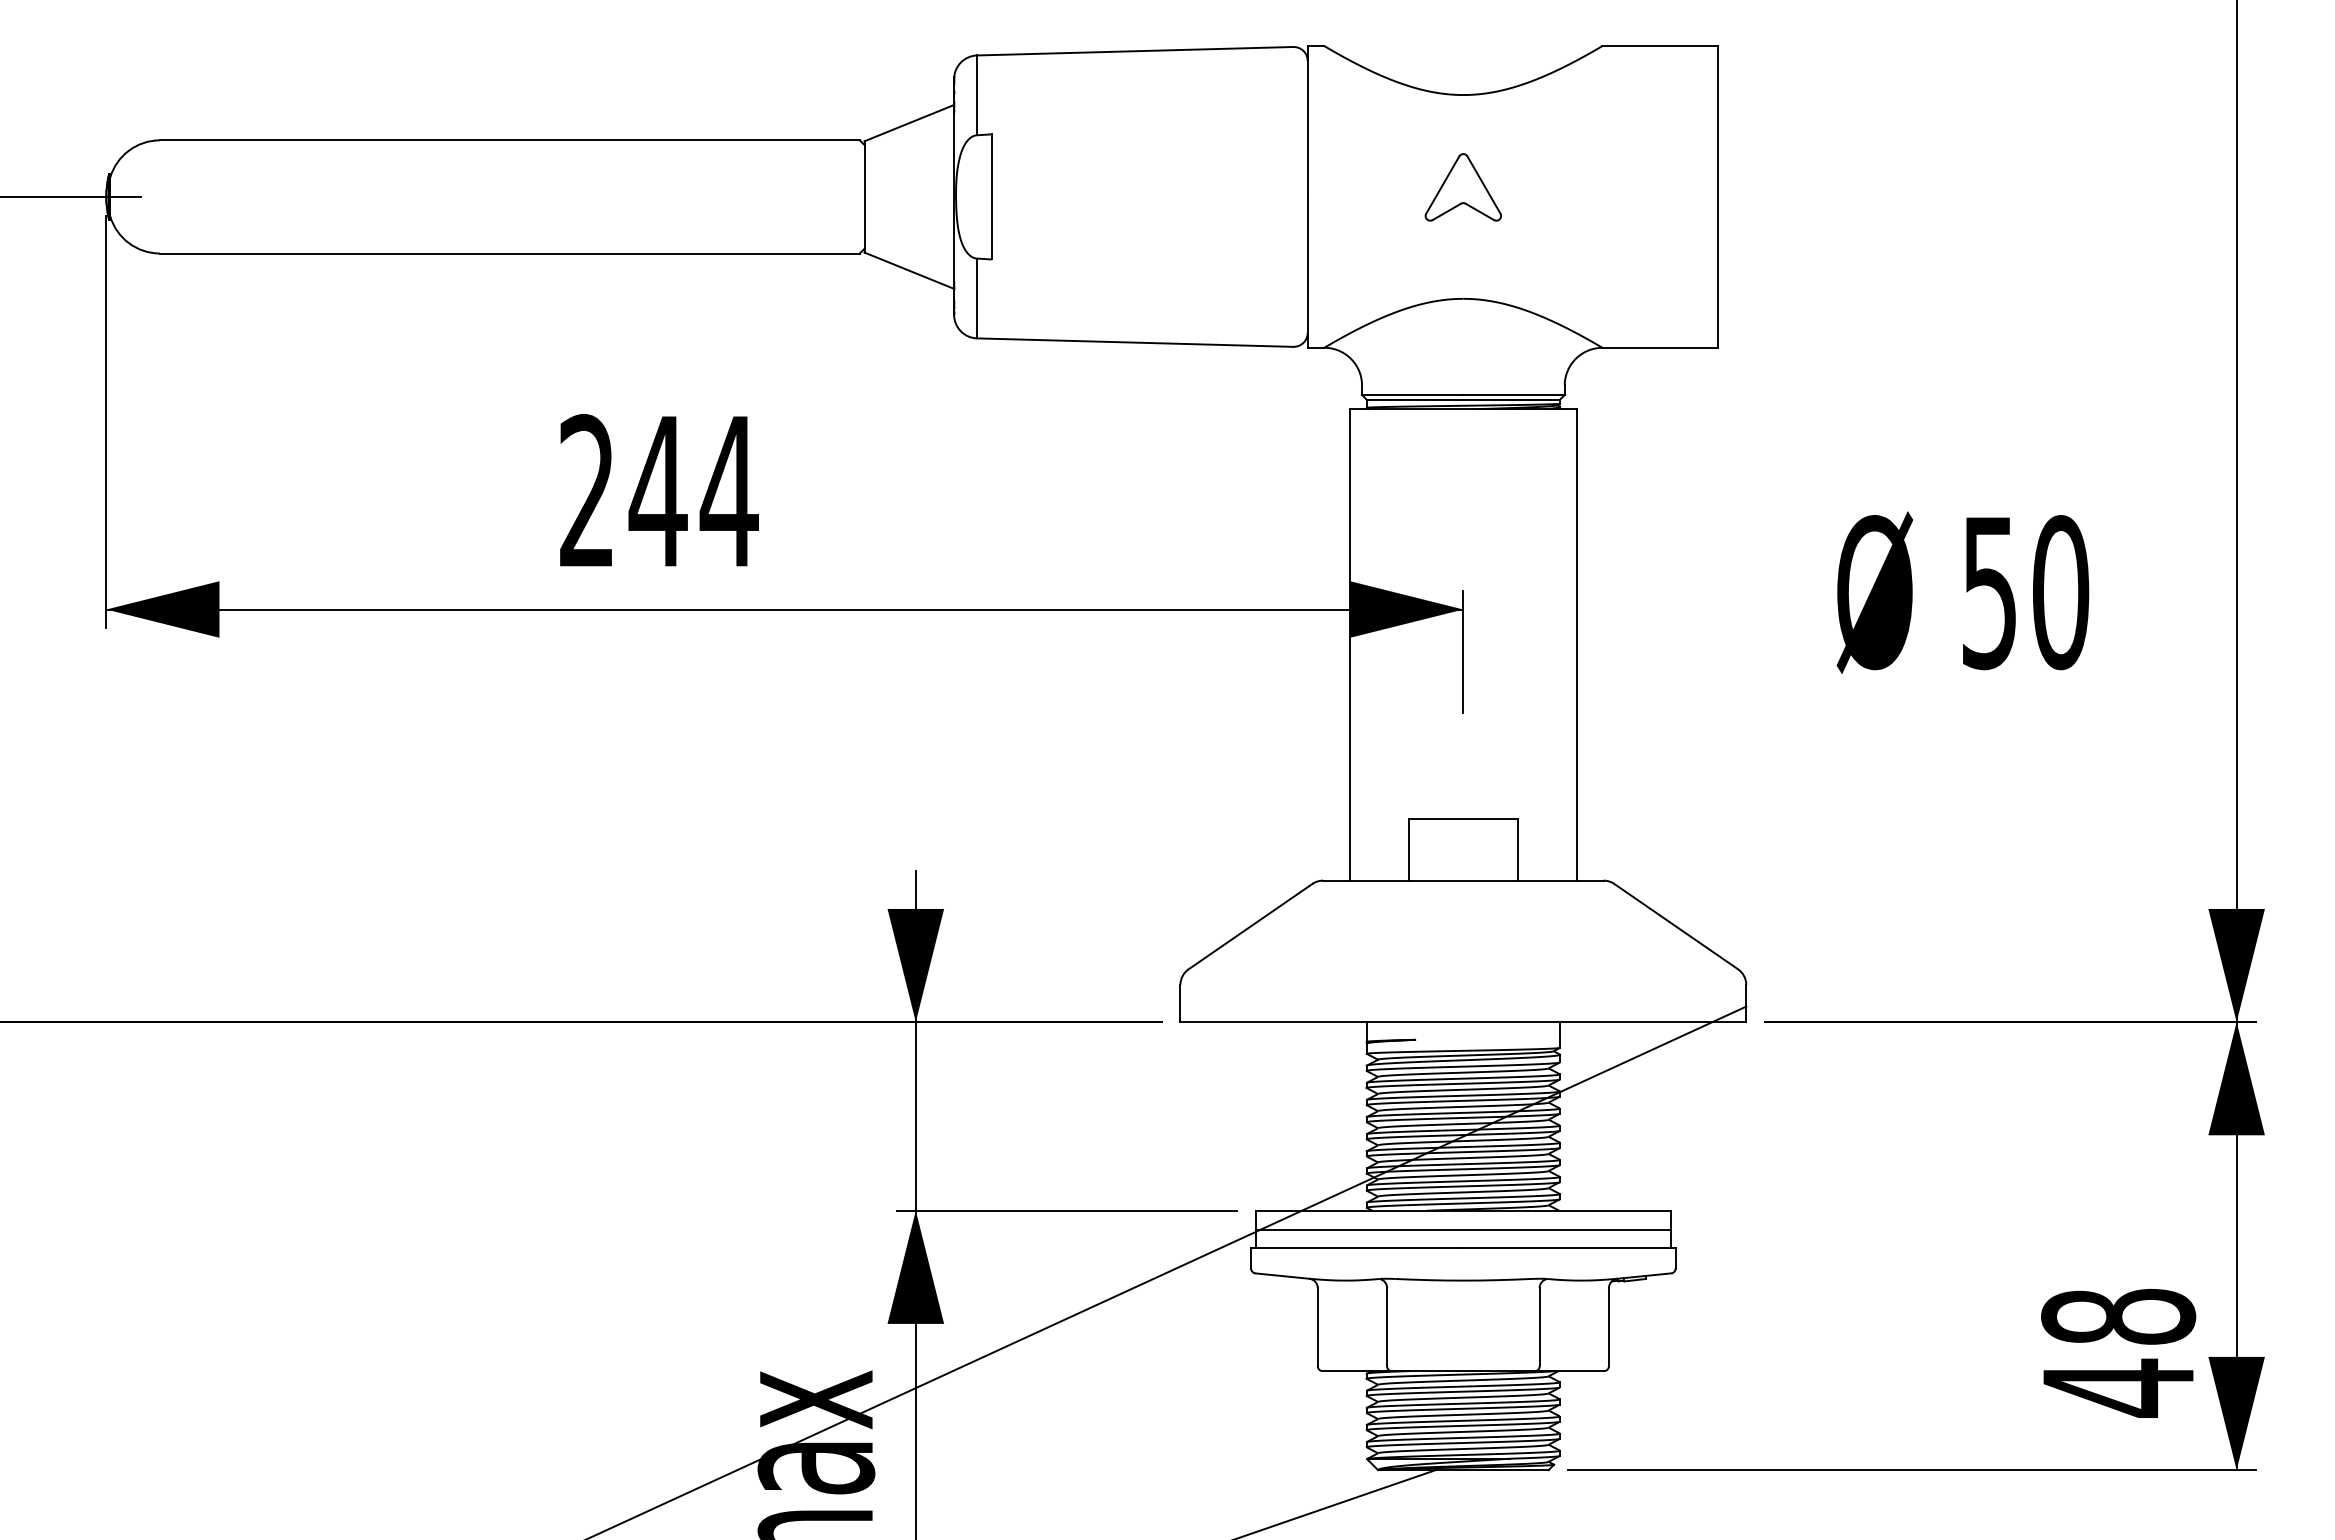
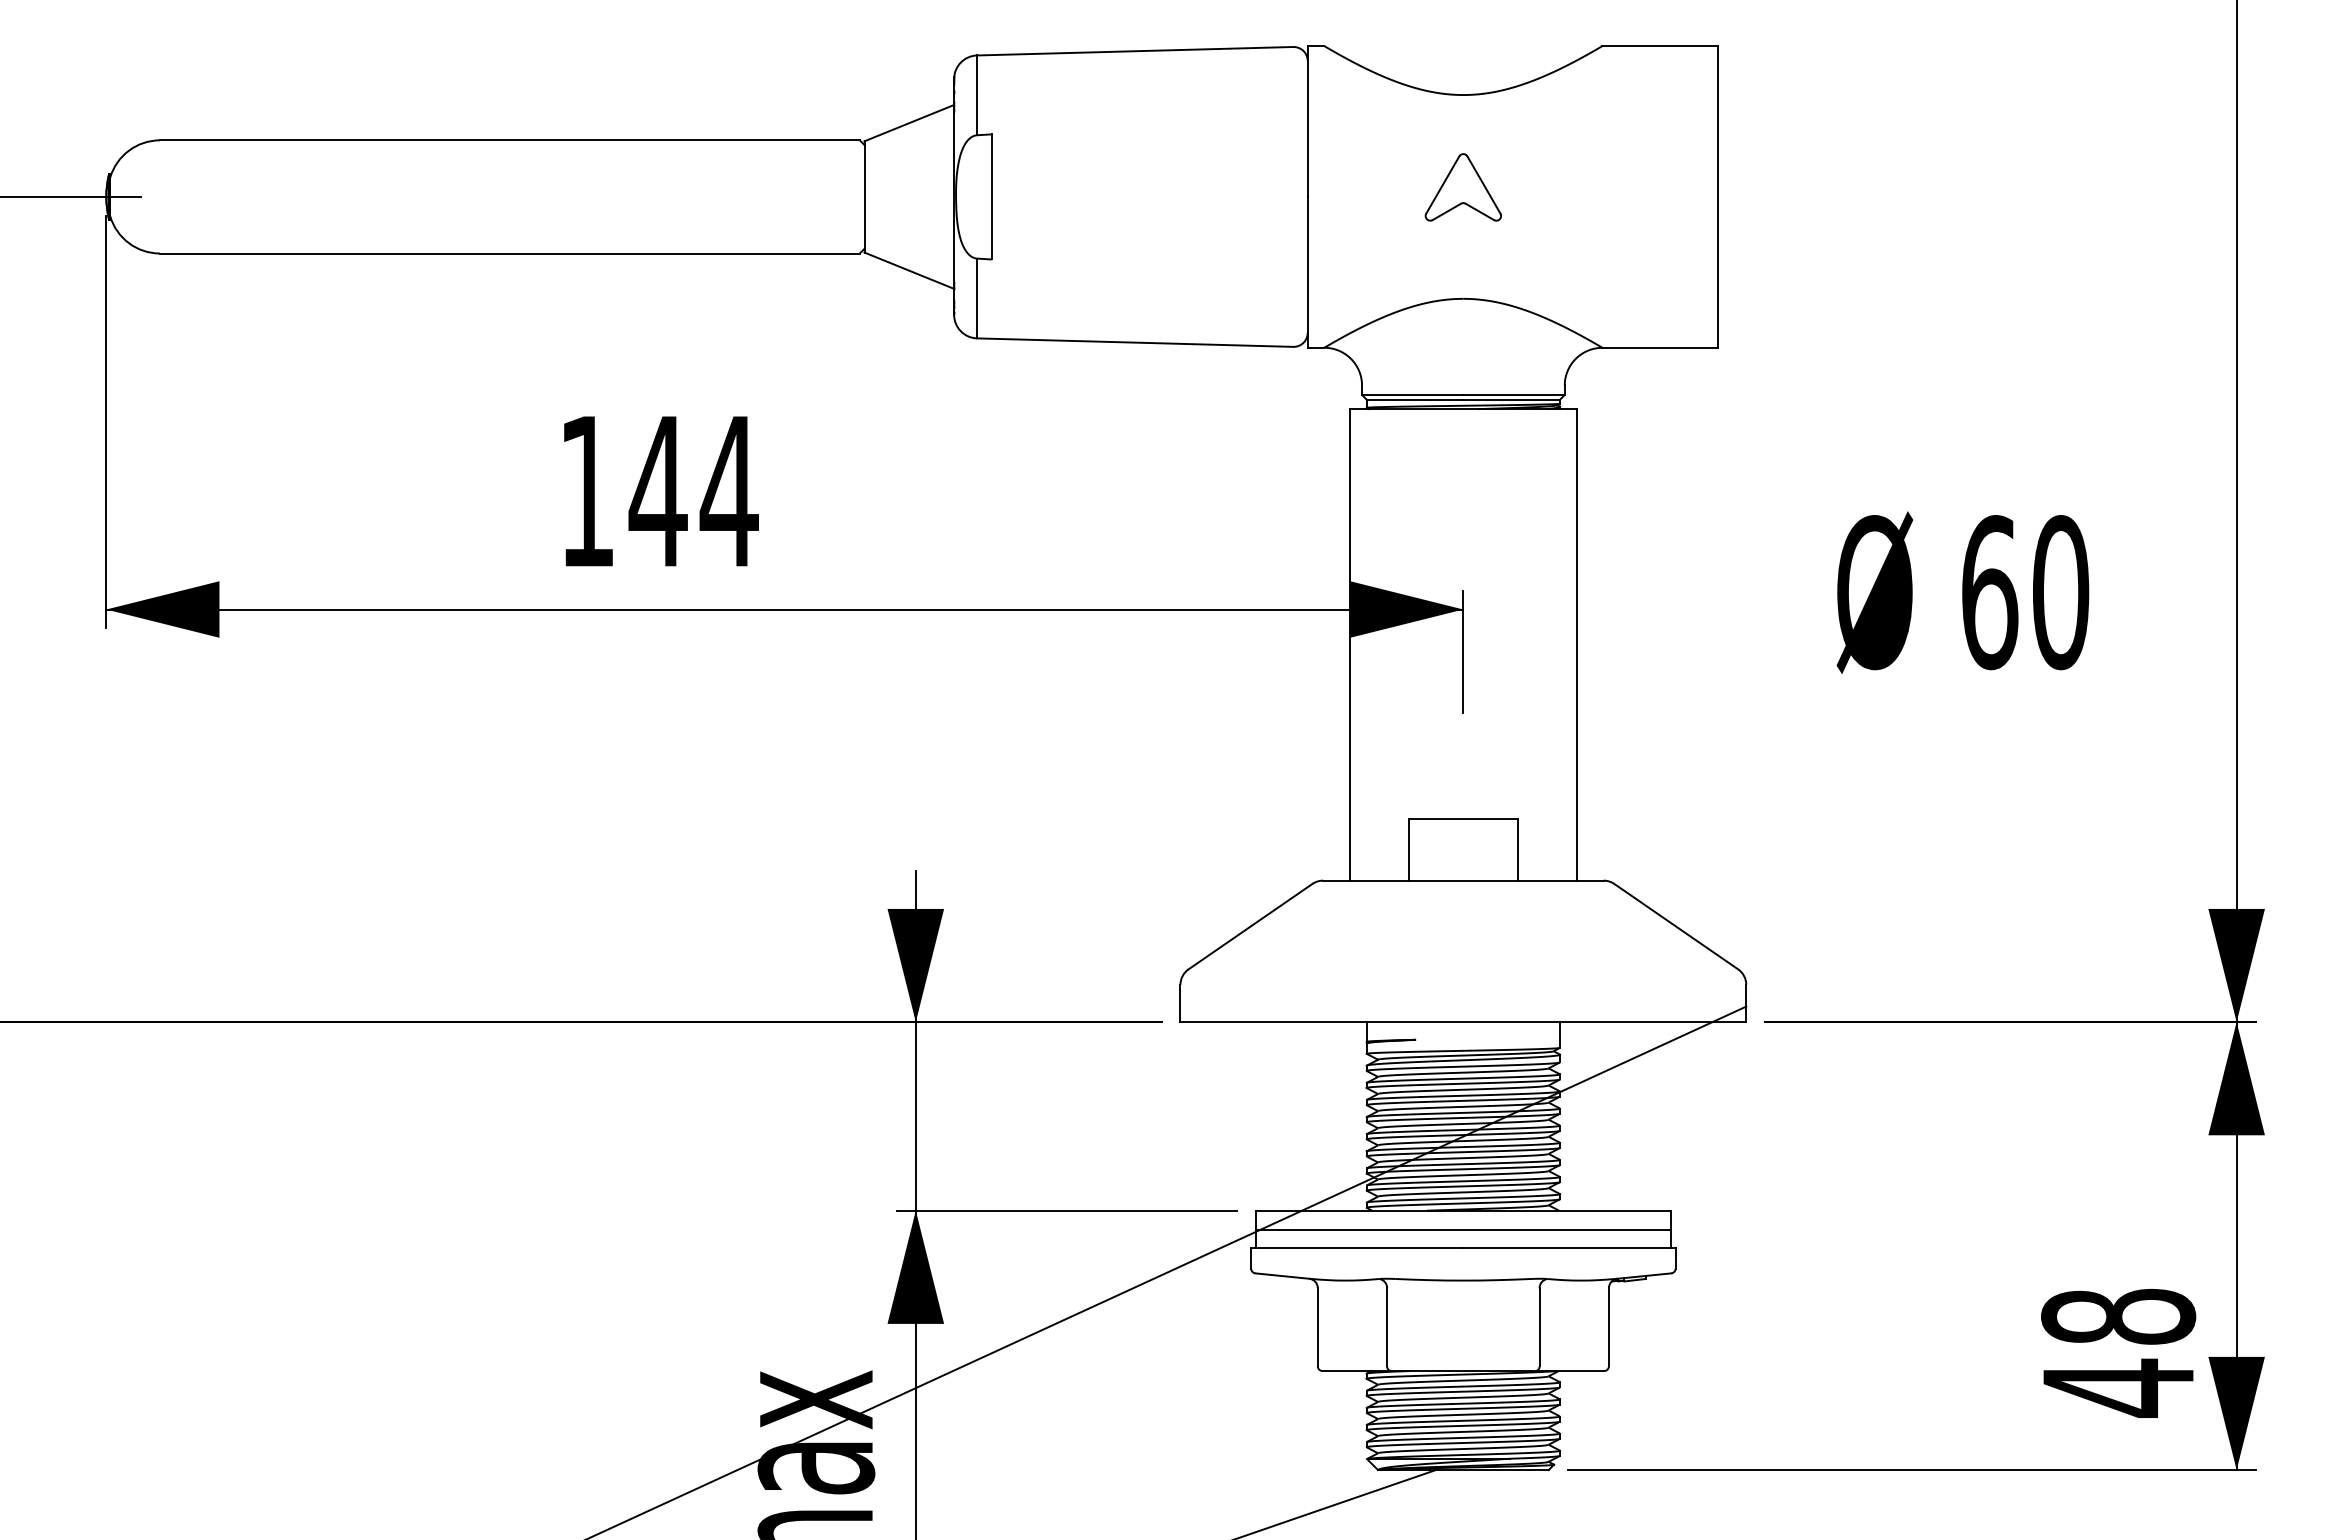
text: 244 -> 144 (586, 489)
text: 50 -> 60 (1990, 592)
